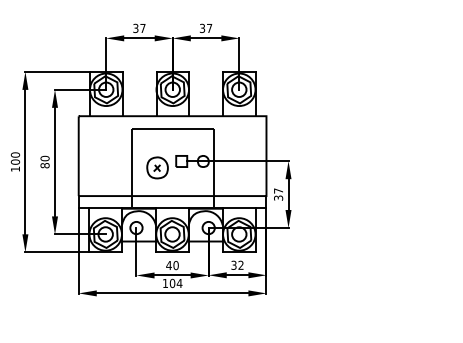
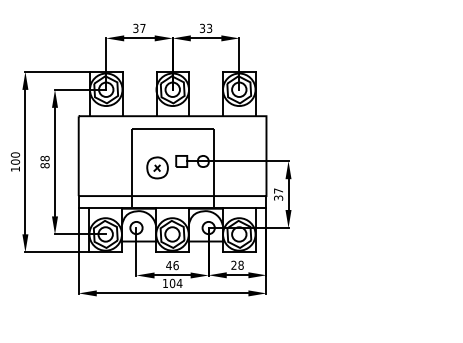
text: 37 -> 33 (209, 27)
text: 80 -> 88 (44, 158)
text: 40 -> 46 (175, 265)
text: 32 -> 28 (237, 265)
